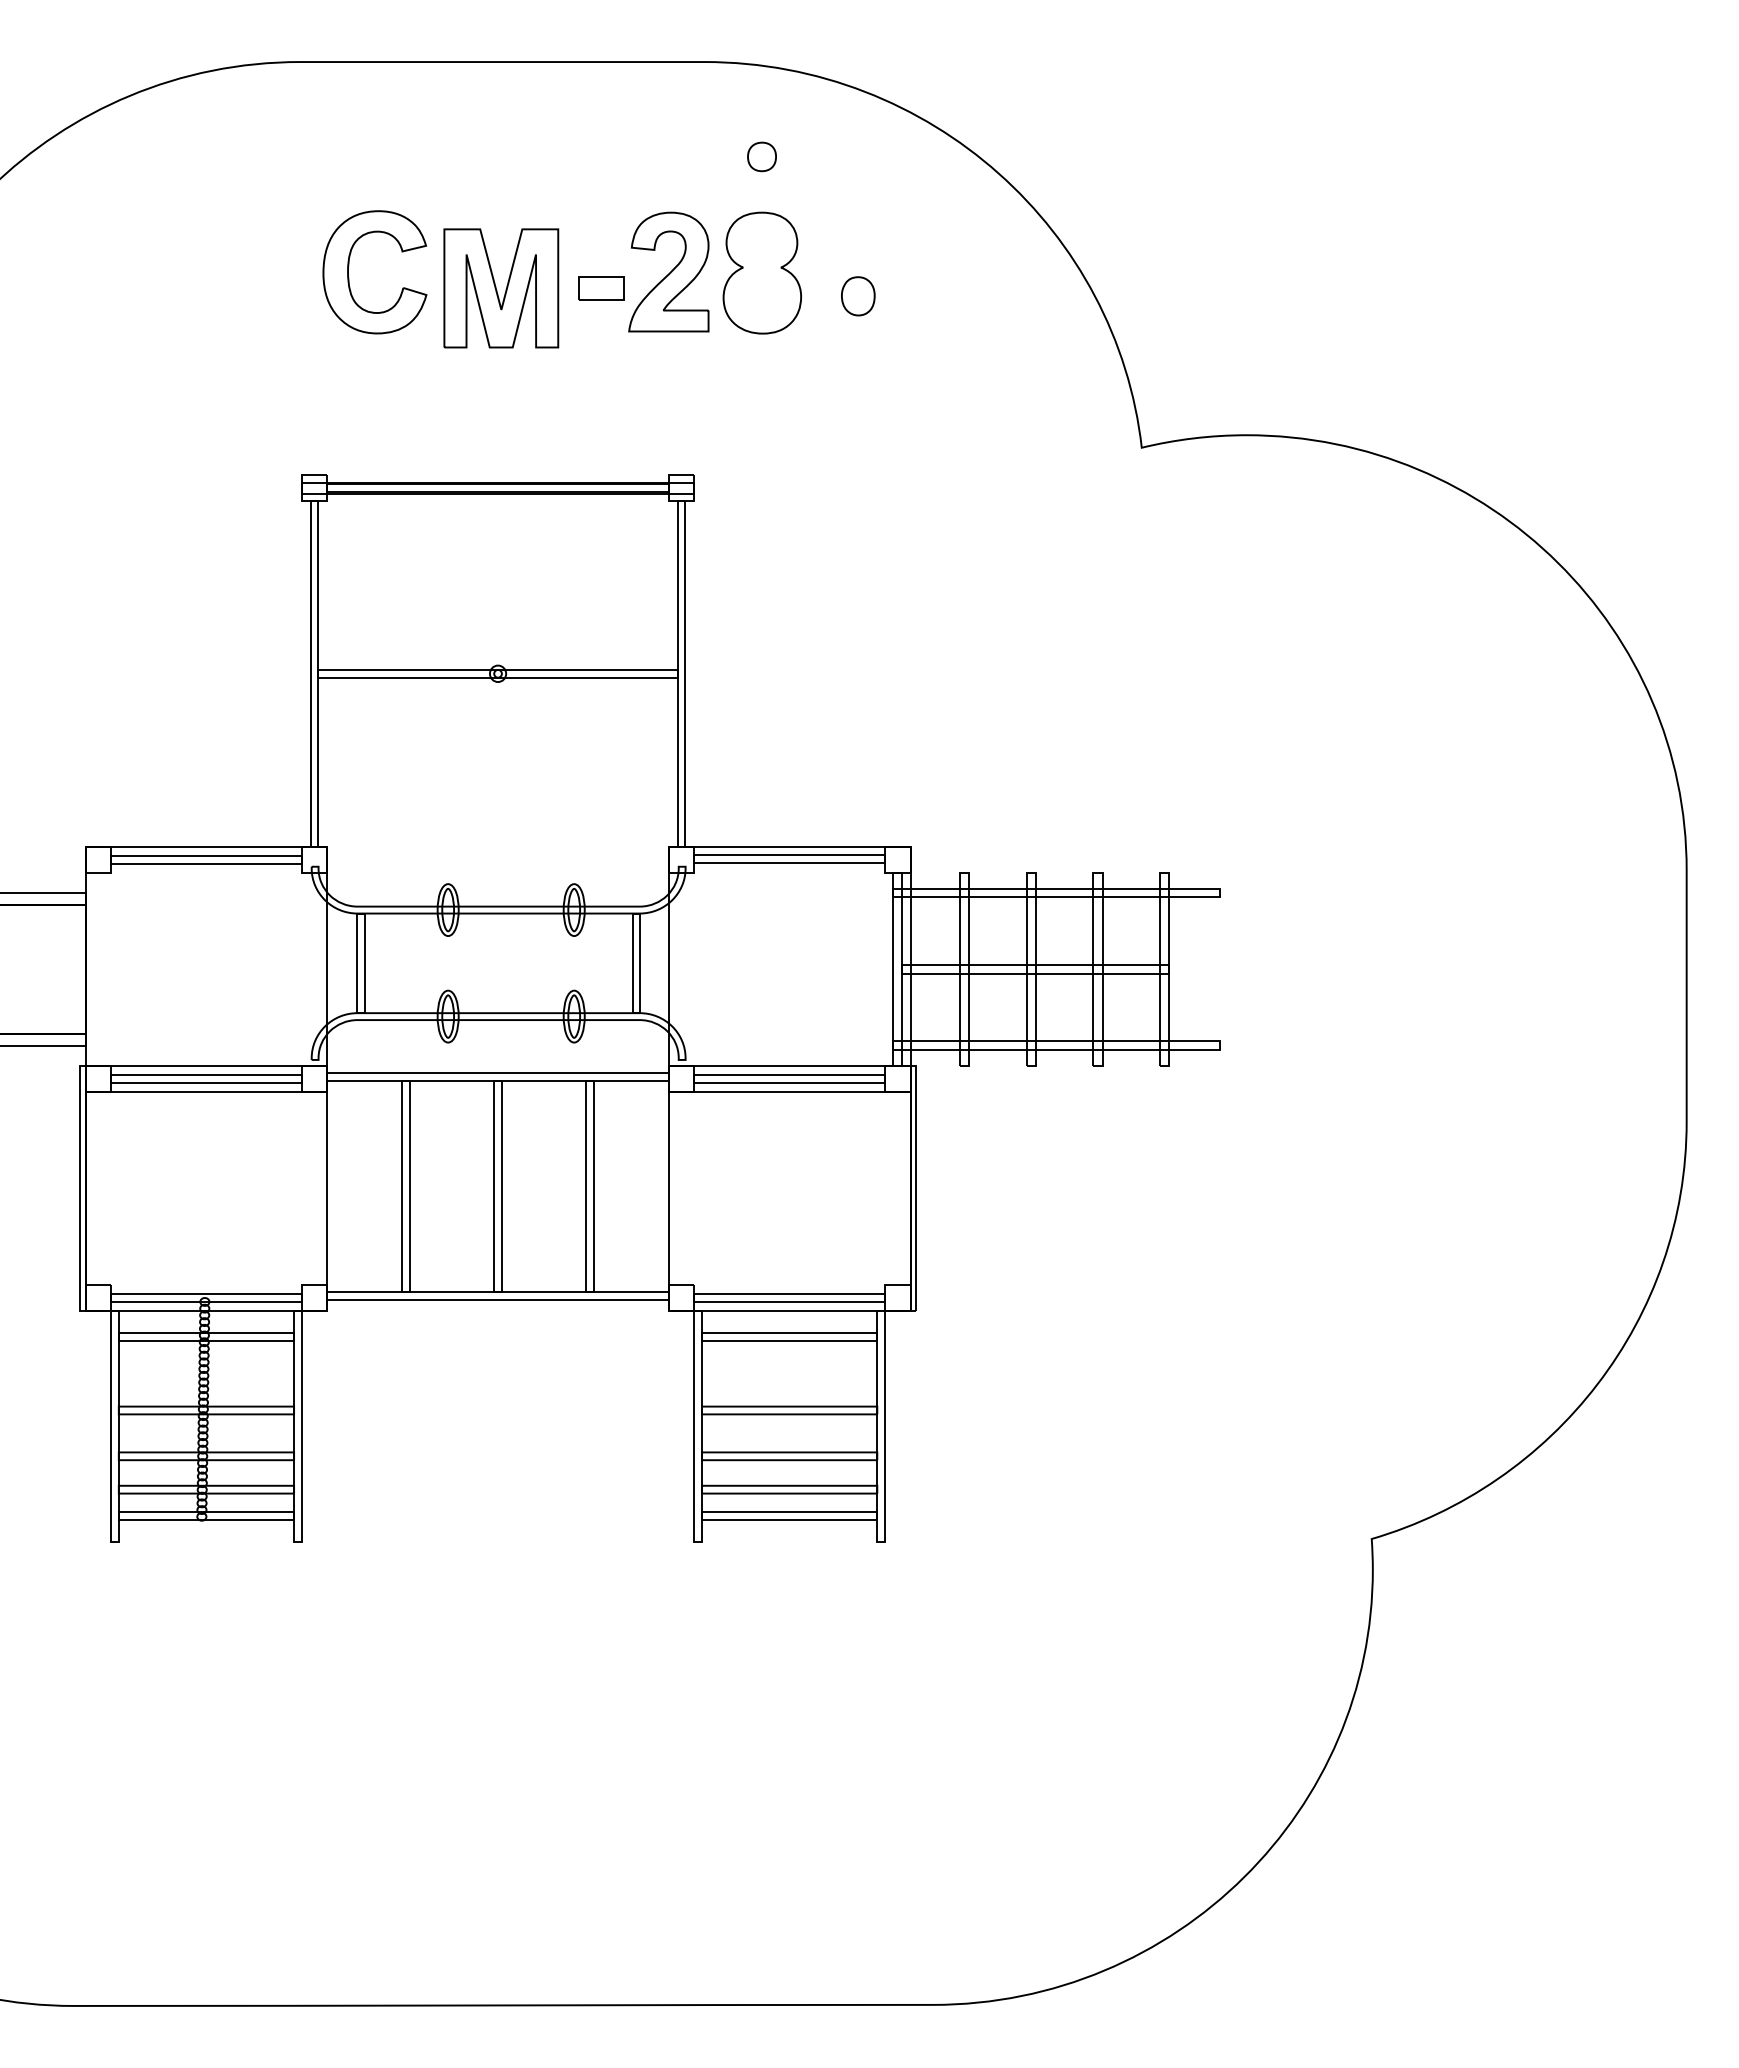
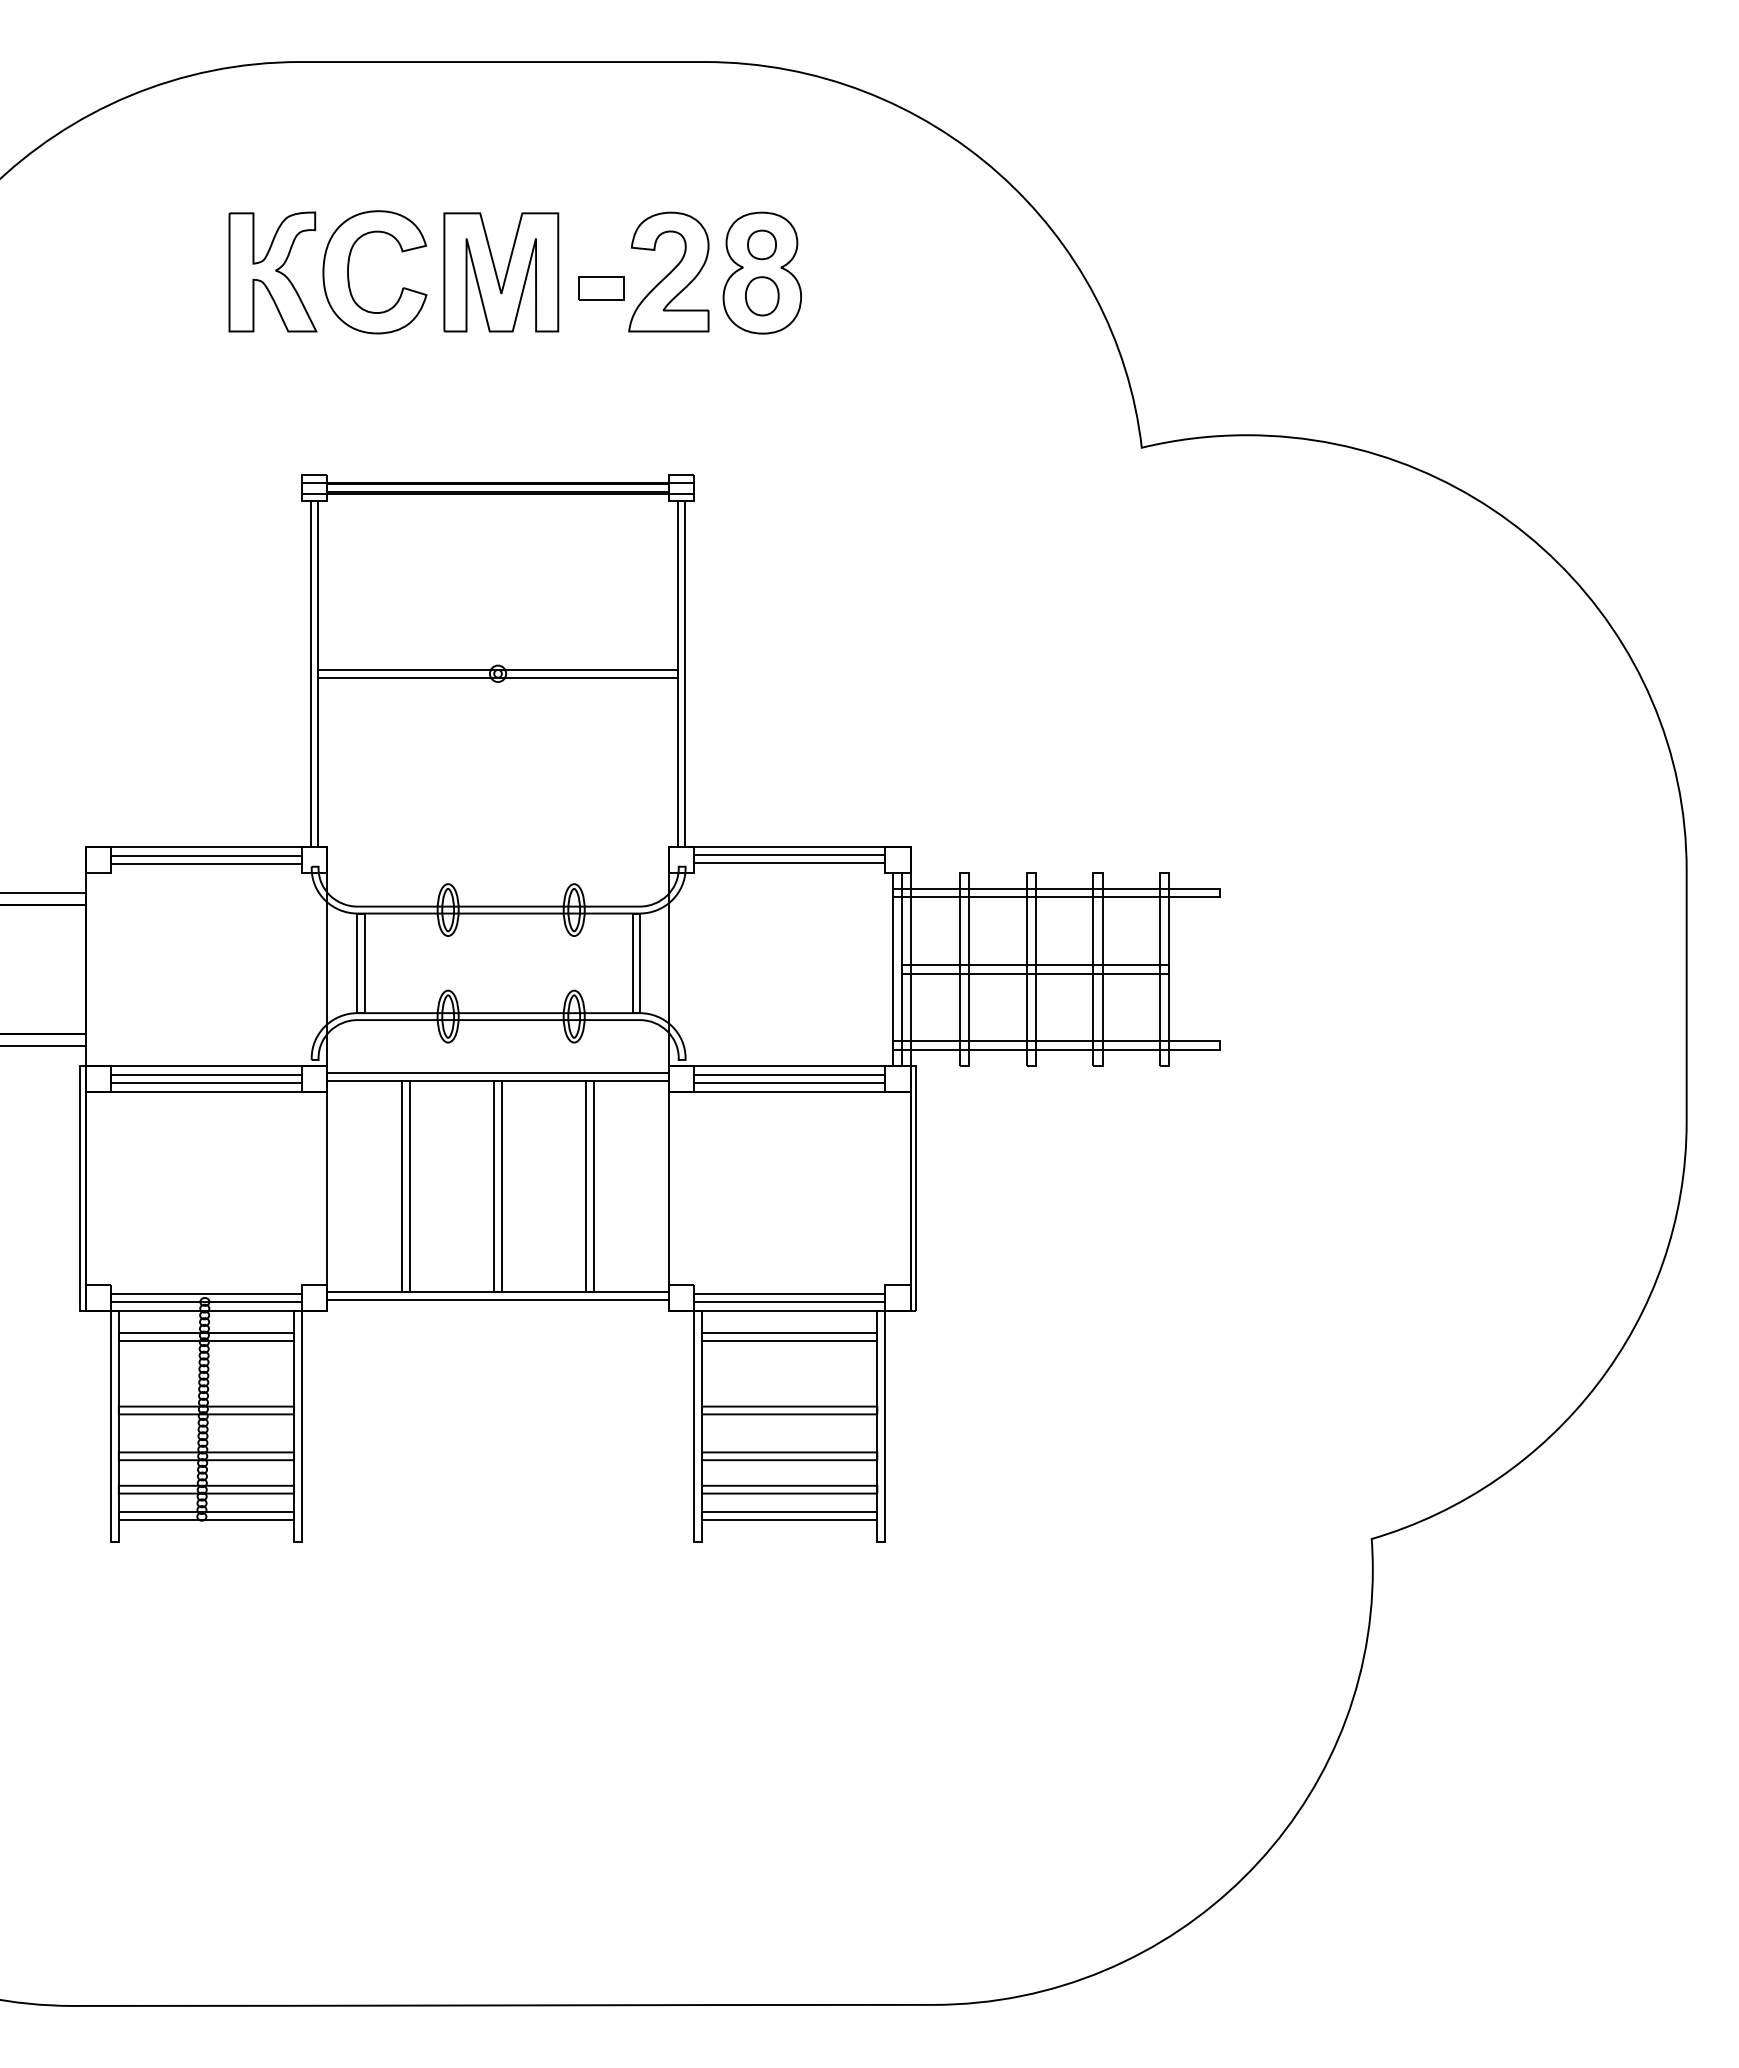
part position: (761, 156) -> (761, 244) (761, 244)
part: none -> present (272, 271)
part position: (501, 288) -> (501, 272) (501, 272)
part position: (858, 296) -> (762, 296) (762, 296)
